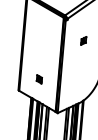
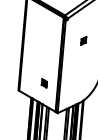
part position: (38, 79) -> (43, 83) (43, 83)
